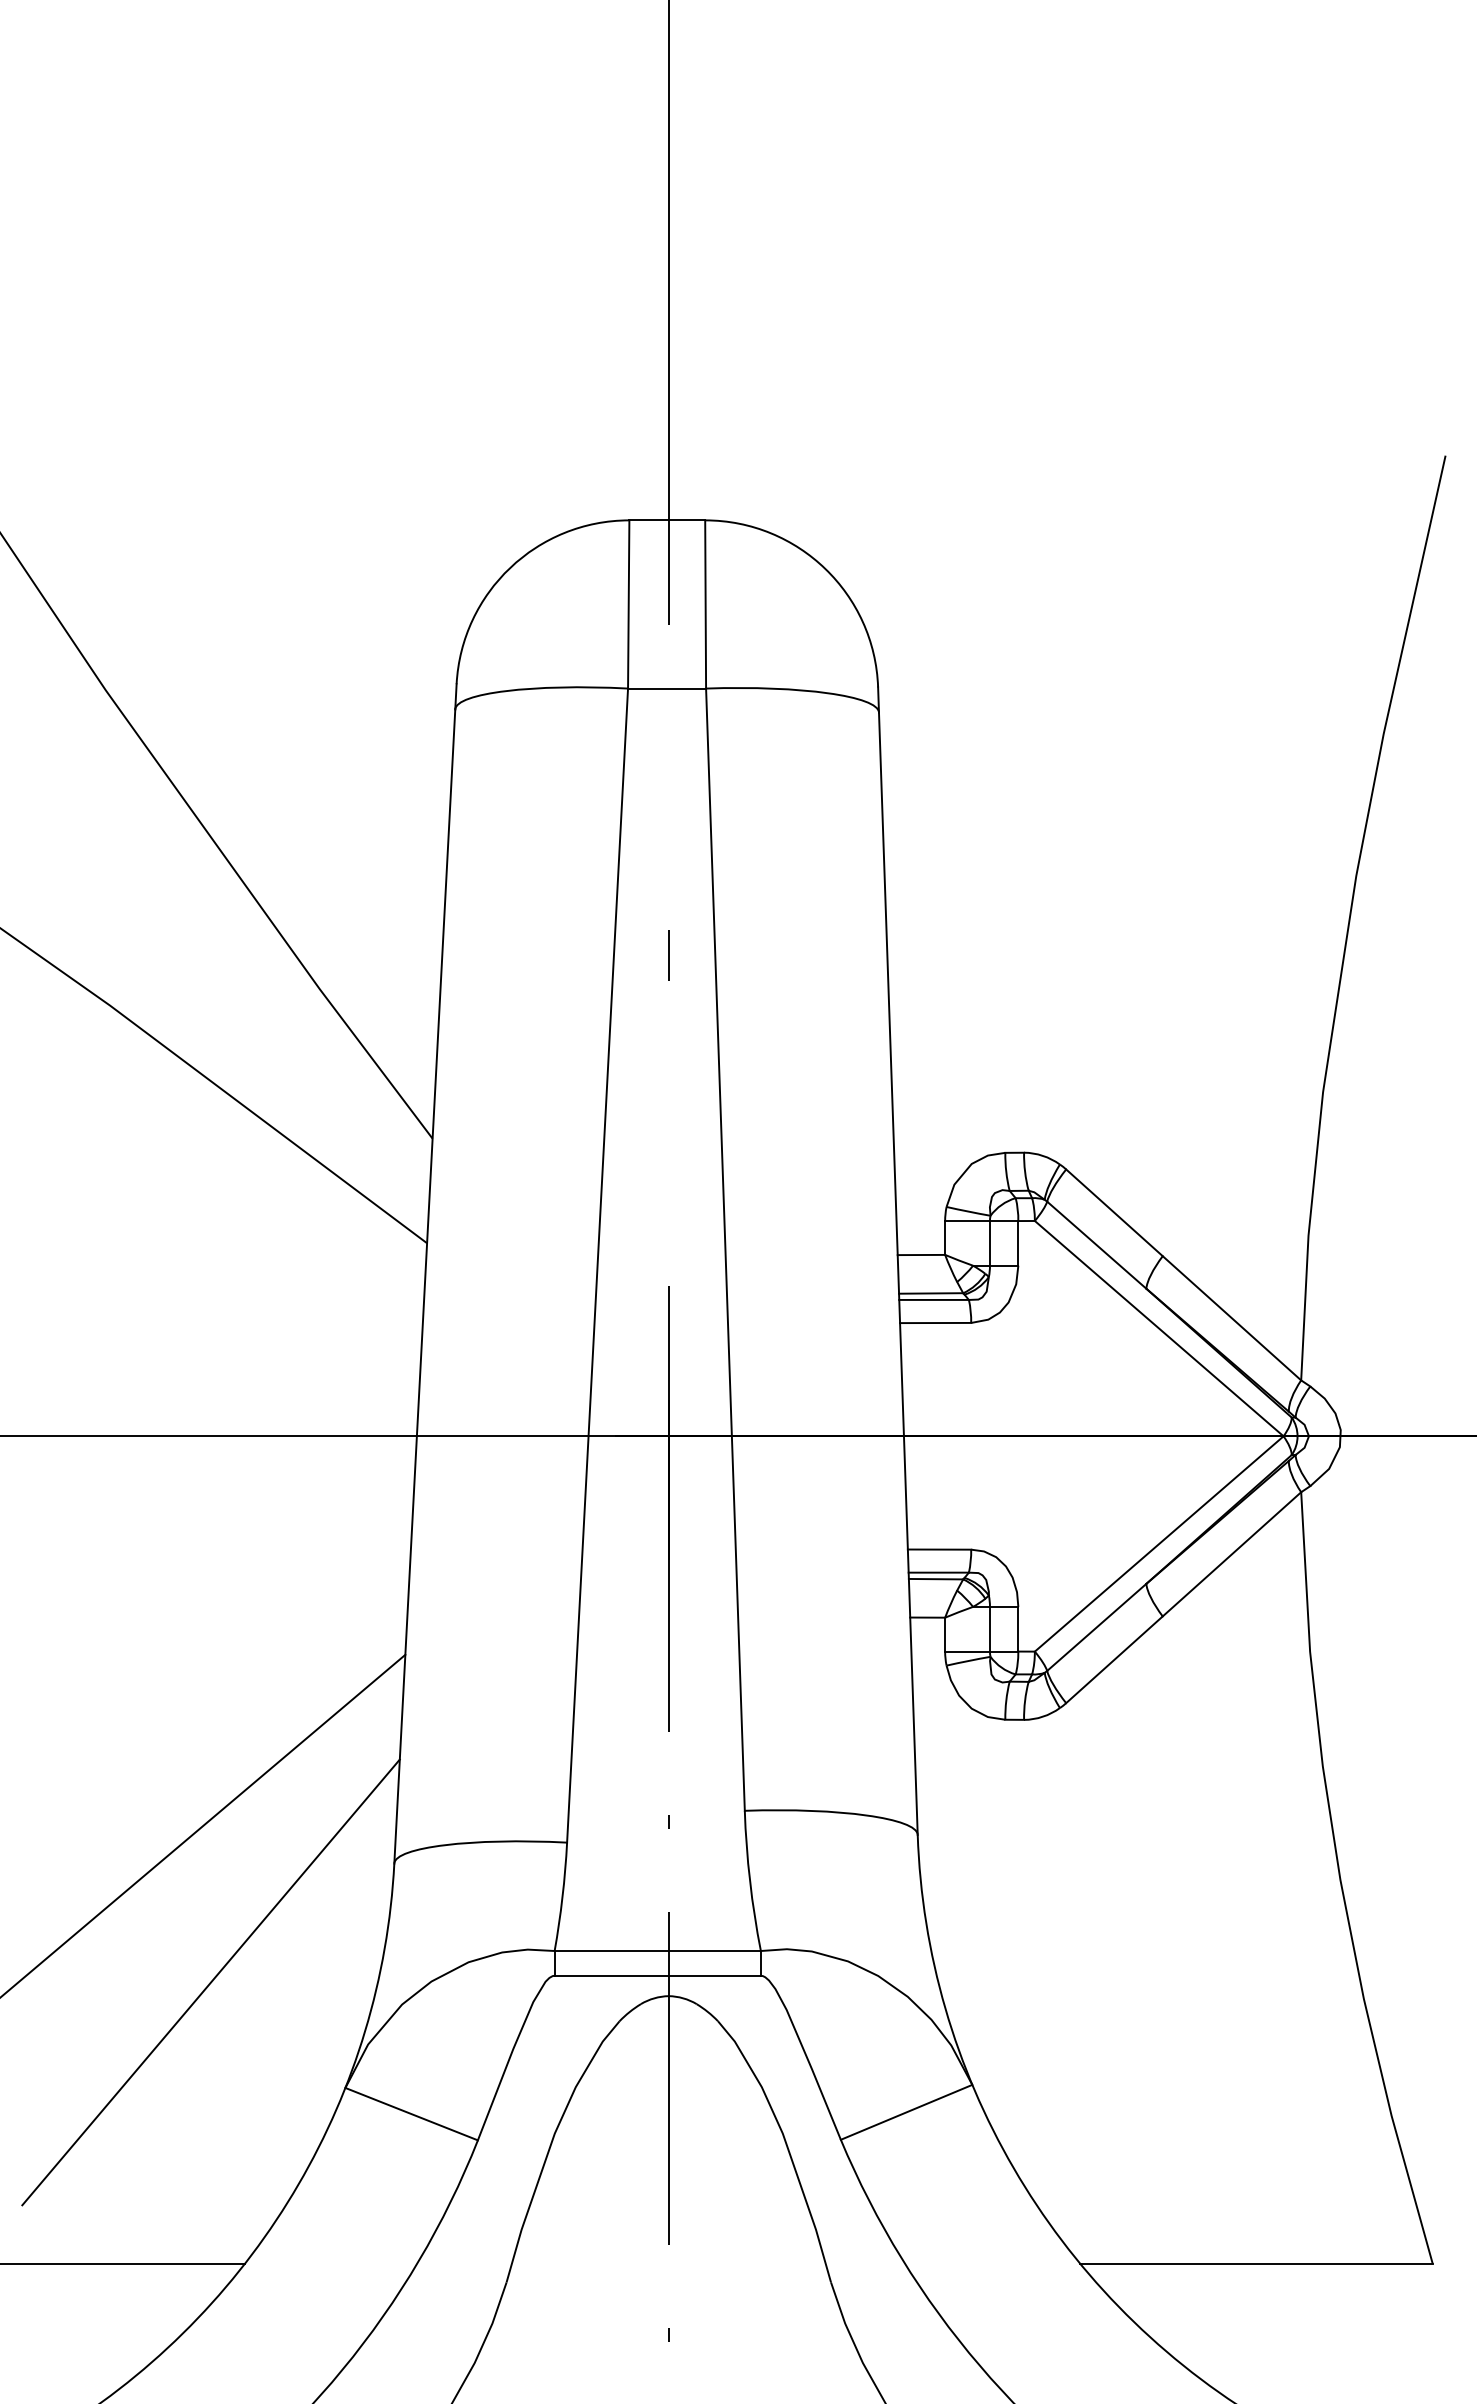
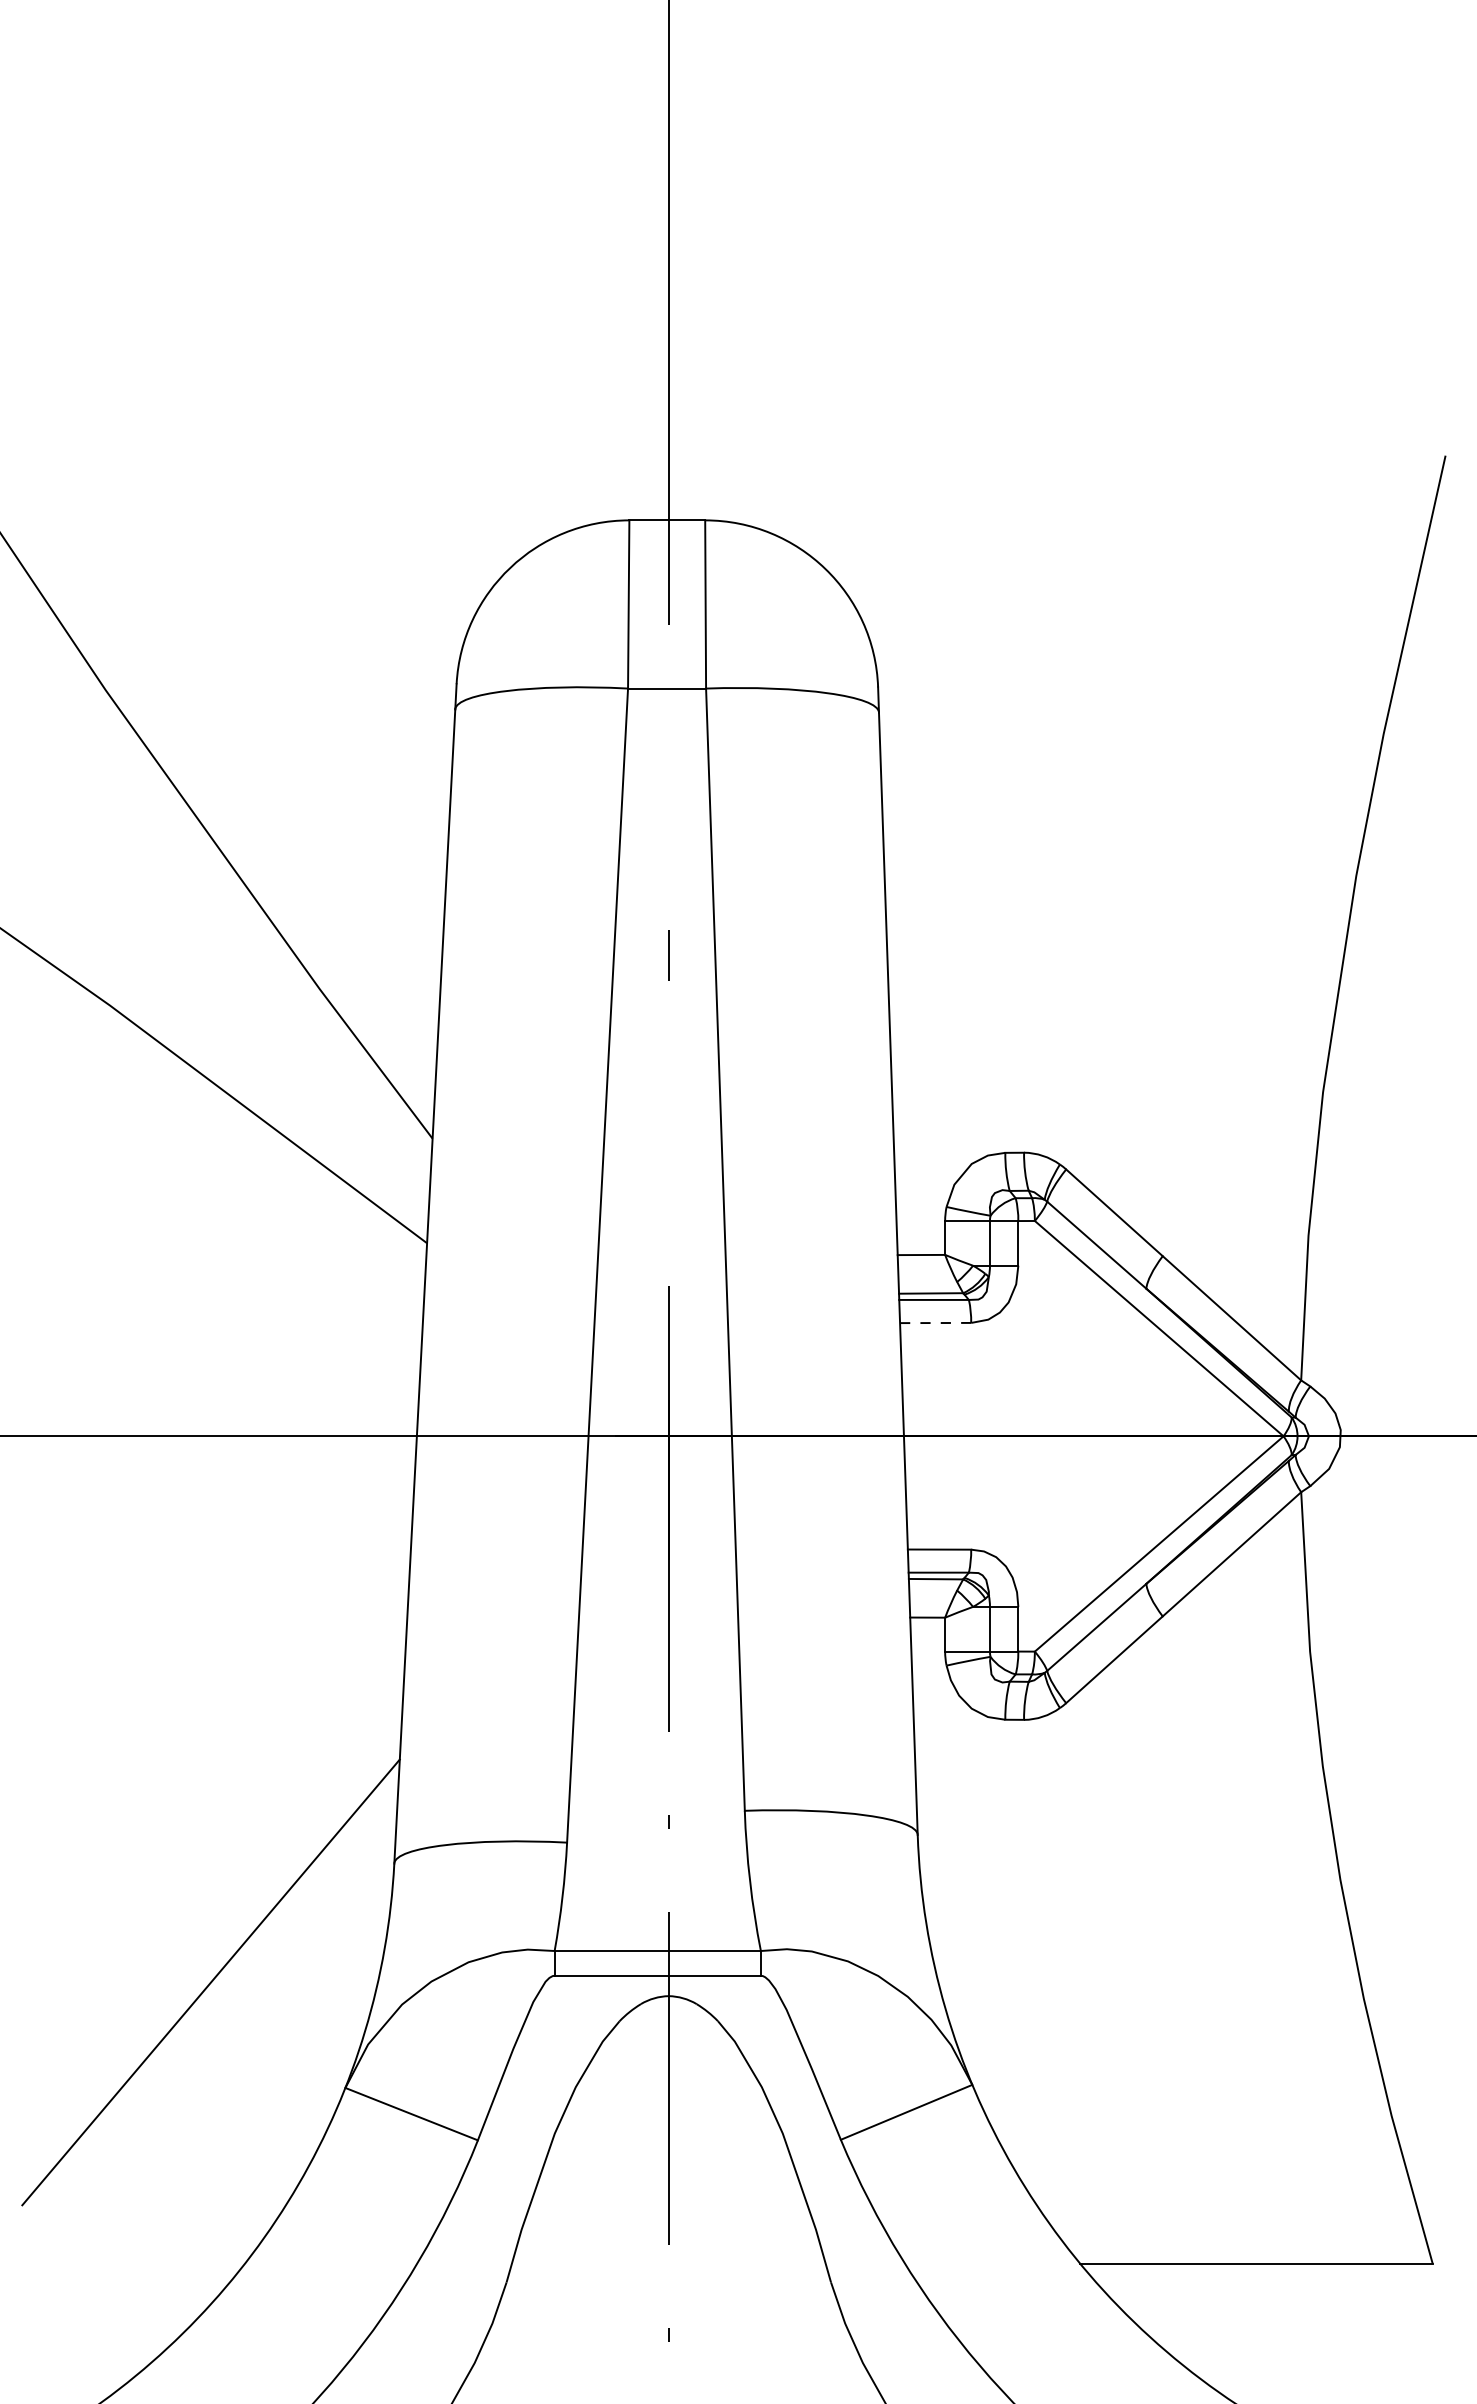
line: solid -> dashed (935, 1323)
line: present -> none (203, 1825)
line: present -> none (123, 2263)
